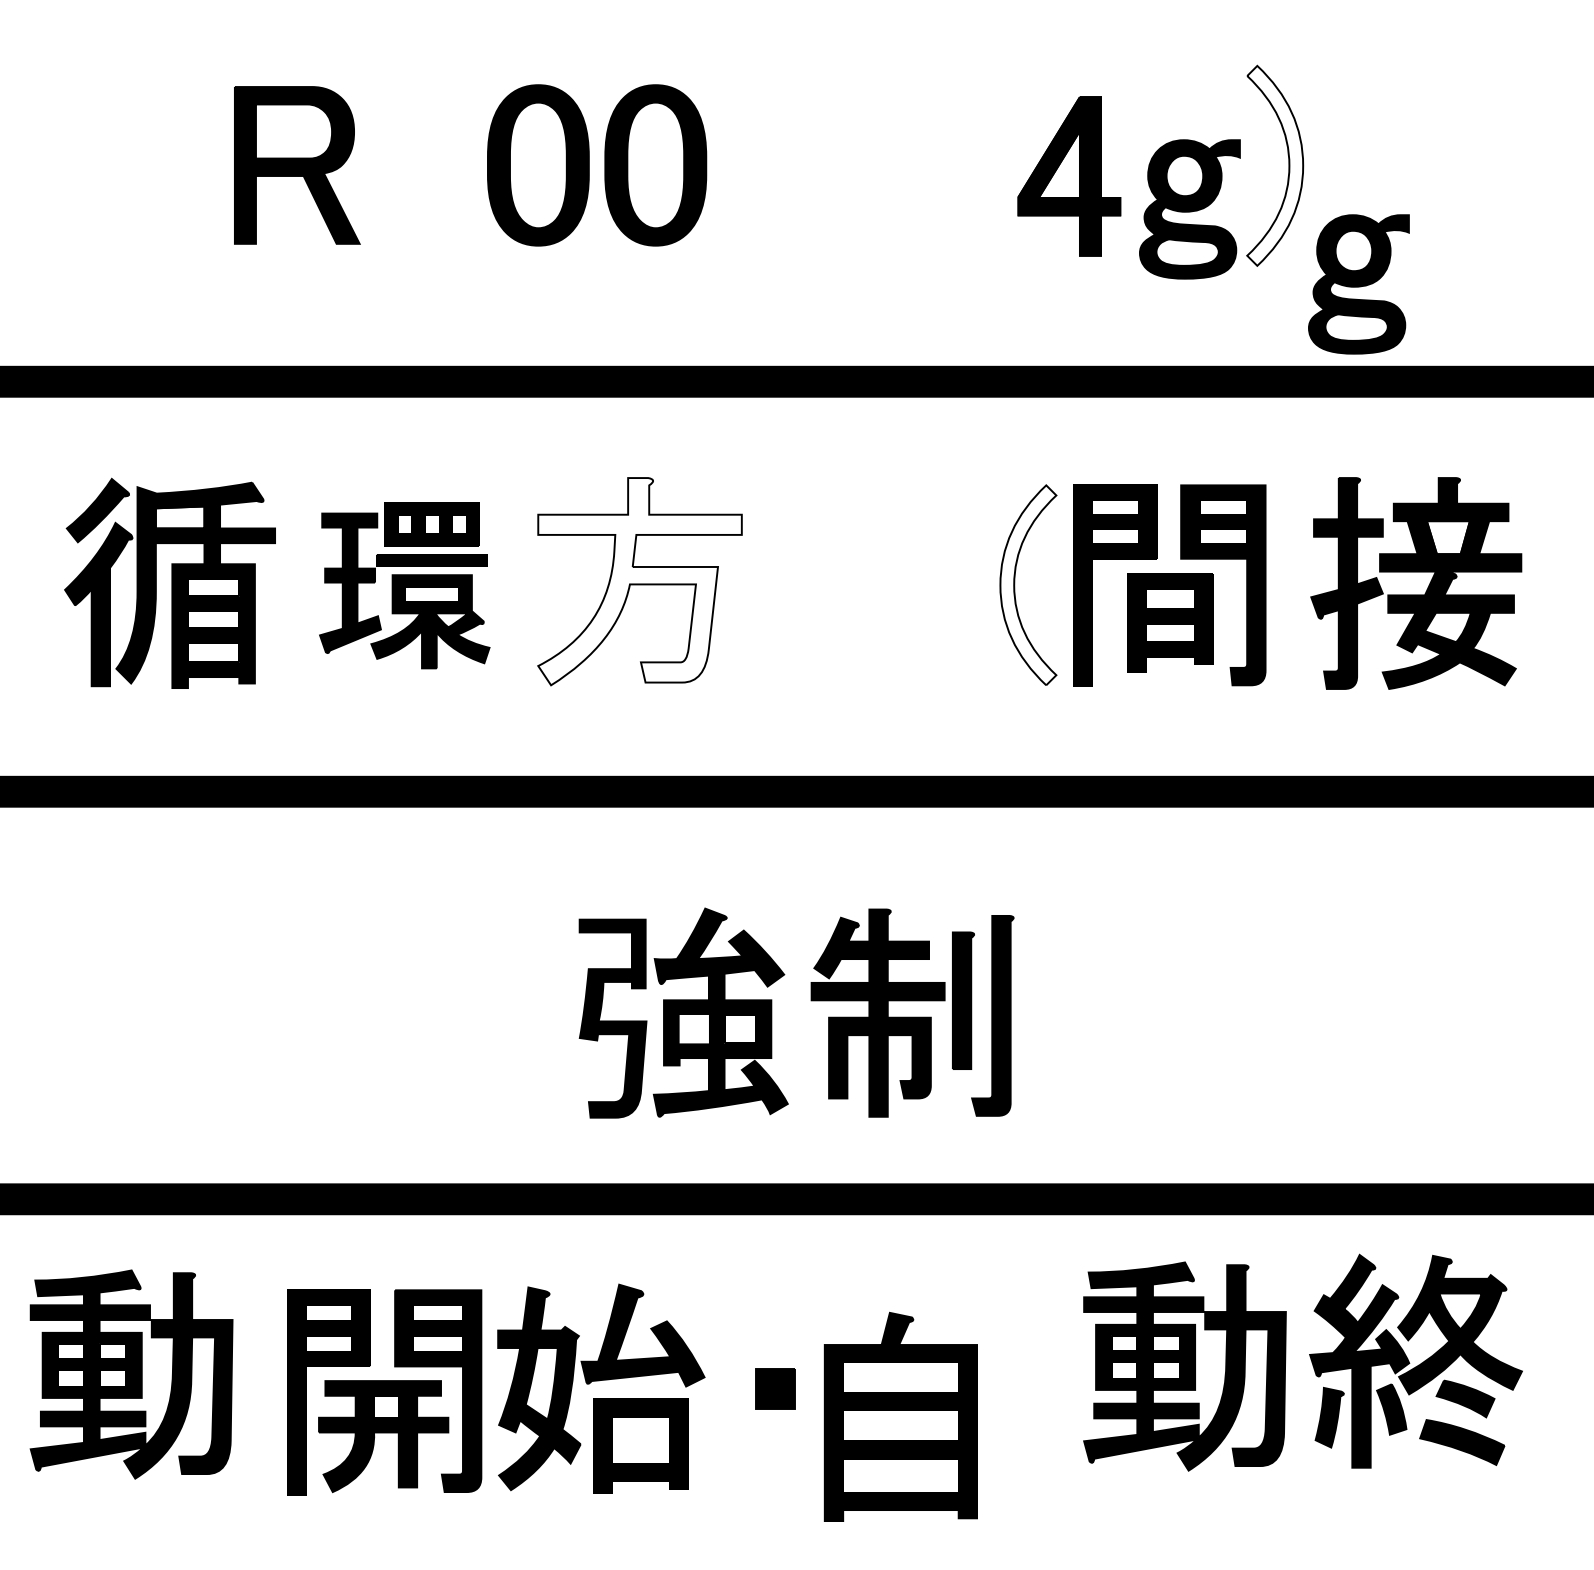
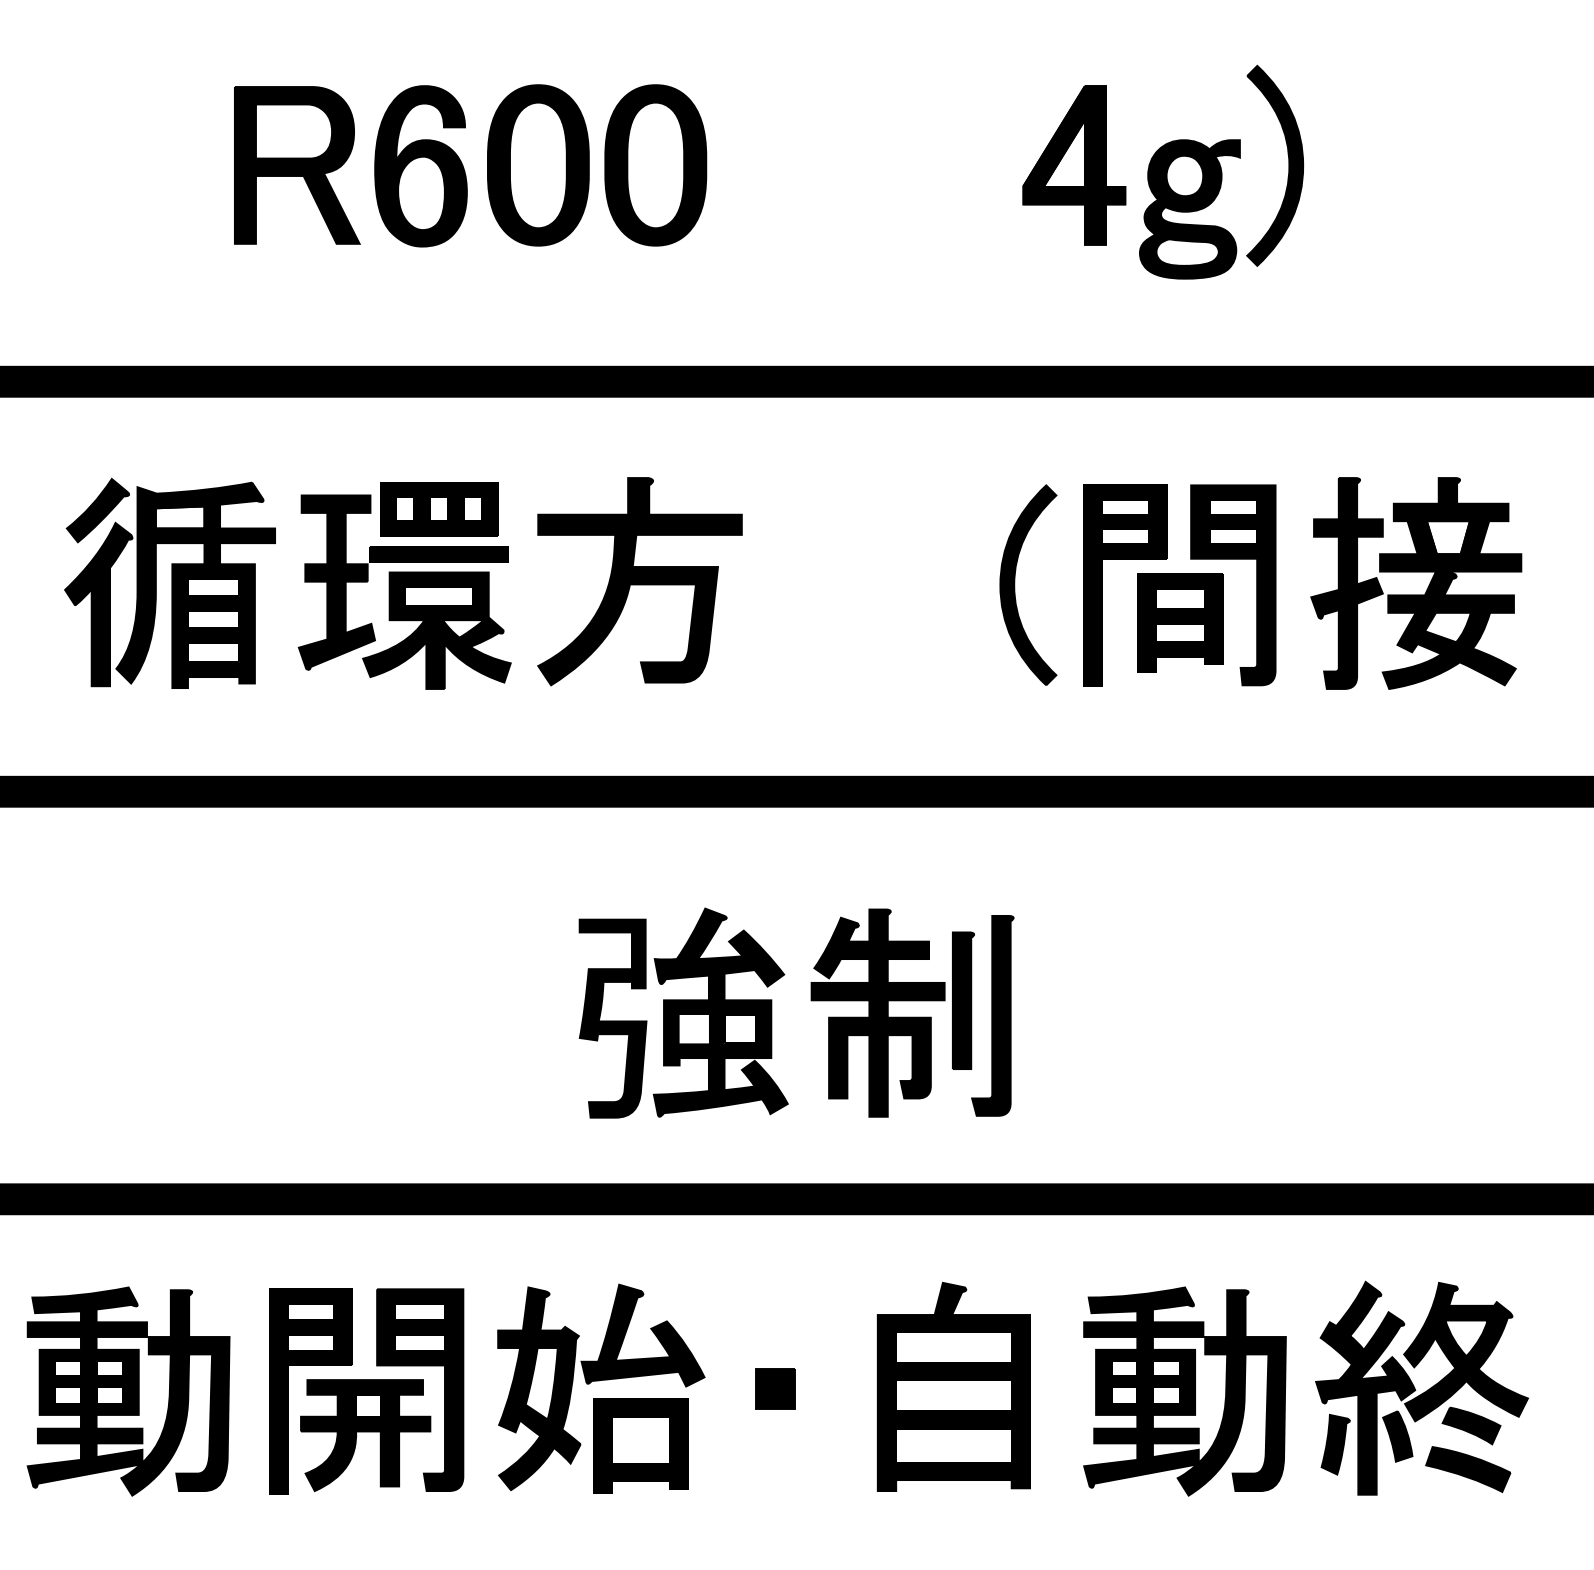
fill: none -> present (1275, 165)
part: none -> present (420, 166)
part position: (1069, 176) -> (1074, 165) (1074, 165)
part: present -> none (1358, 284)
fill: none -> present (639, 581)
part size: 172x168 px -> 215x208 px (404, 585)
fill: none -> present (1028, 585)
part position: (1169, 585) -> (1179, 585) (1179, 585)
part position: (1415, 1360) -> (1421, 1387) (1421, 1387)
part position: (1184, 1366) -> (1184, 1391) (1184, 1391)
part position: (131, 1374) -> (128, 1391) (128, 1391)
part position: (384, 1392) -> (366, 1391) (366, 1391)
part position: (900, 1416) -> (953, 1386) (953, 1386)
